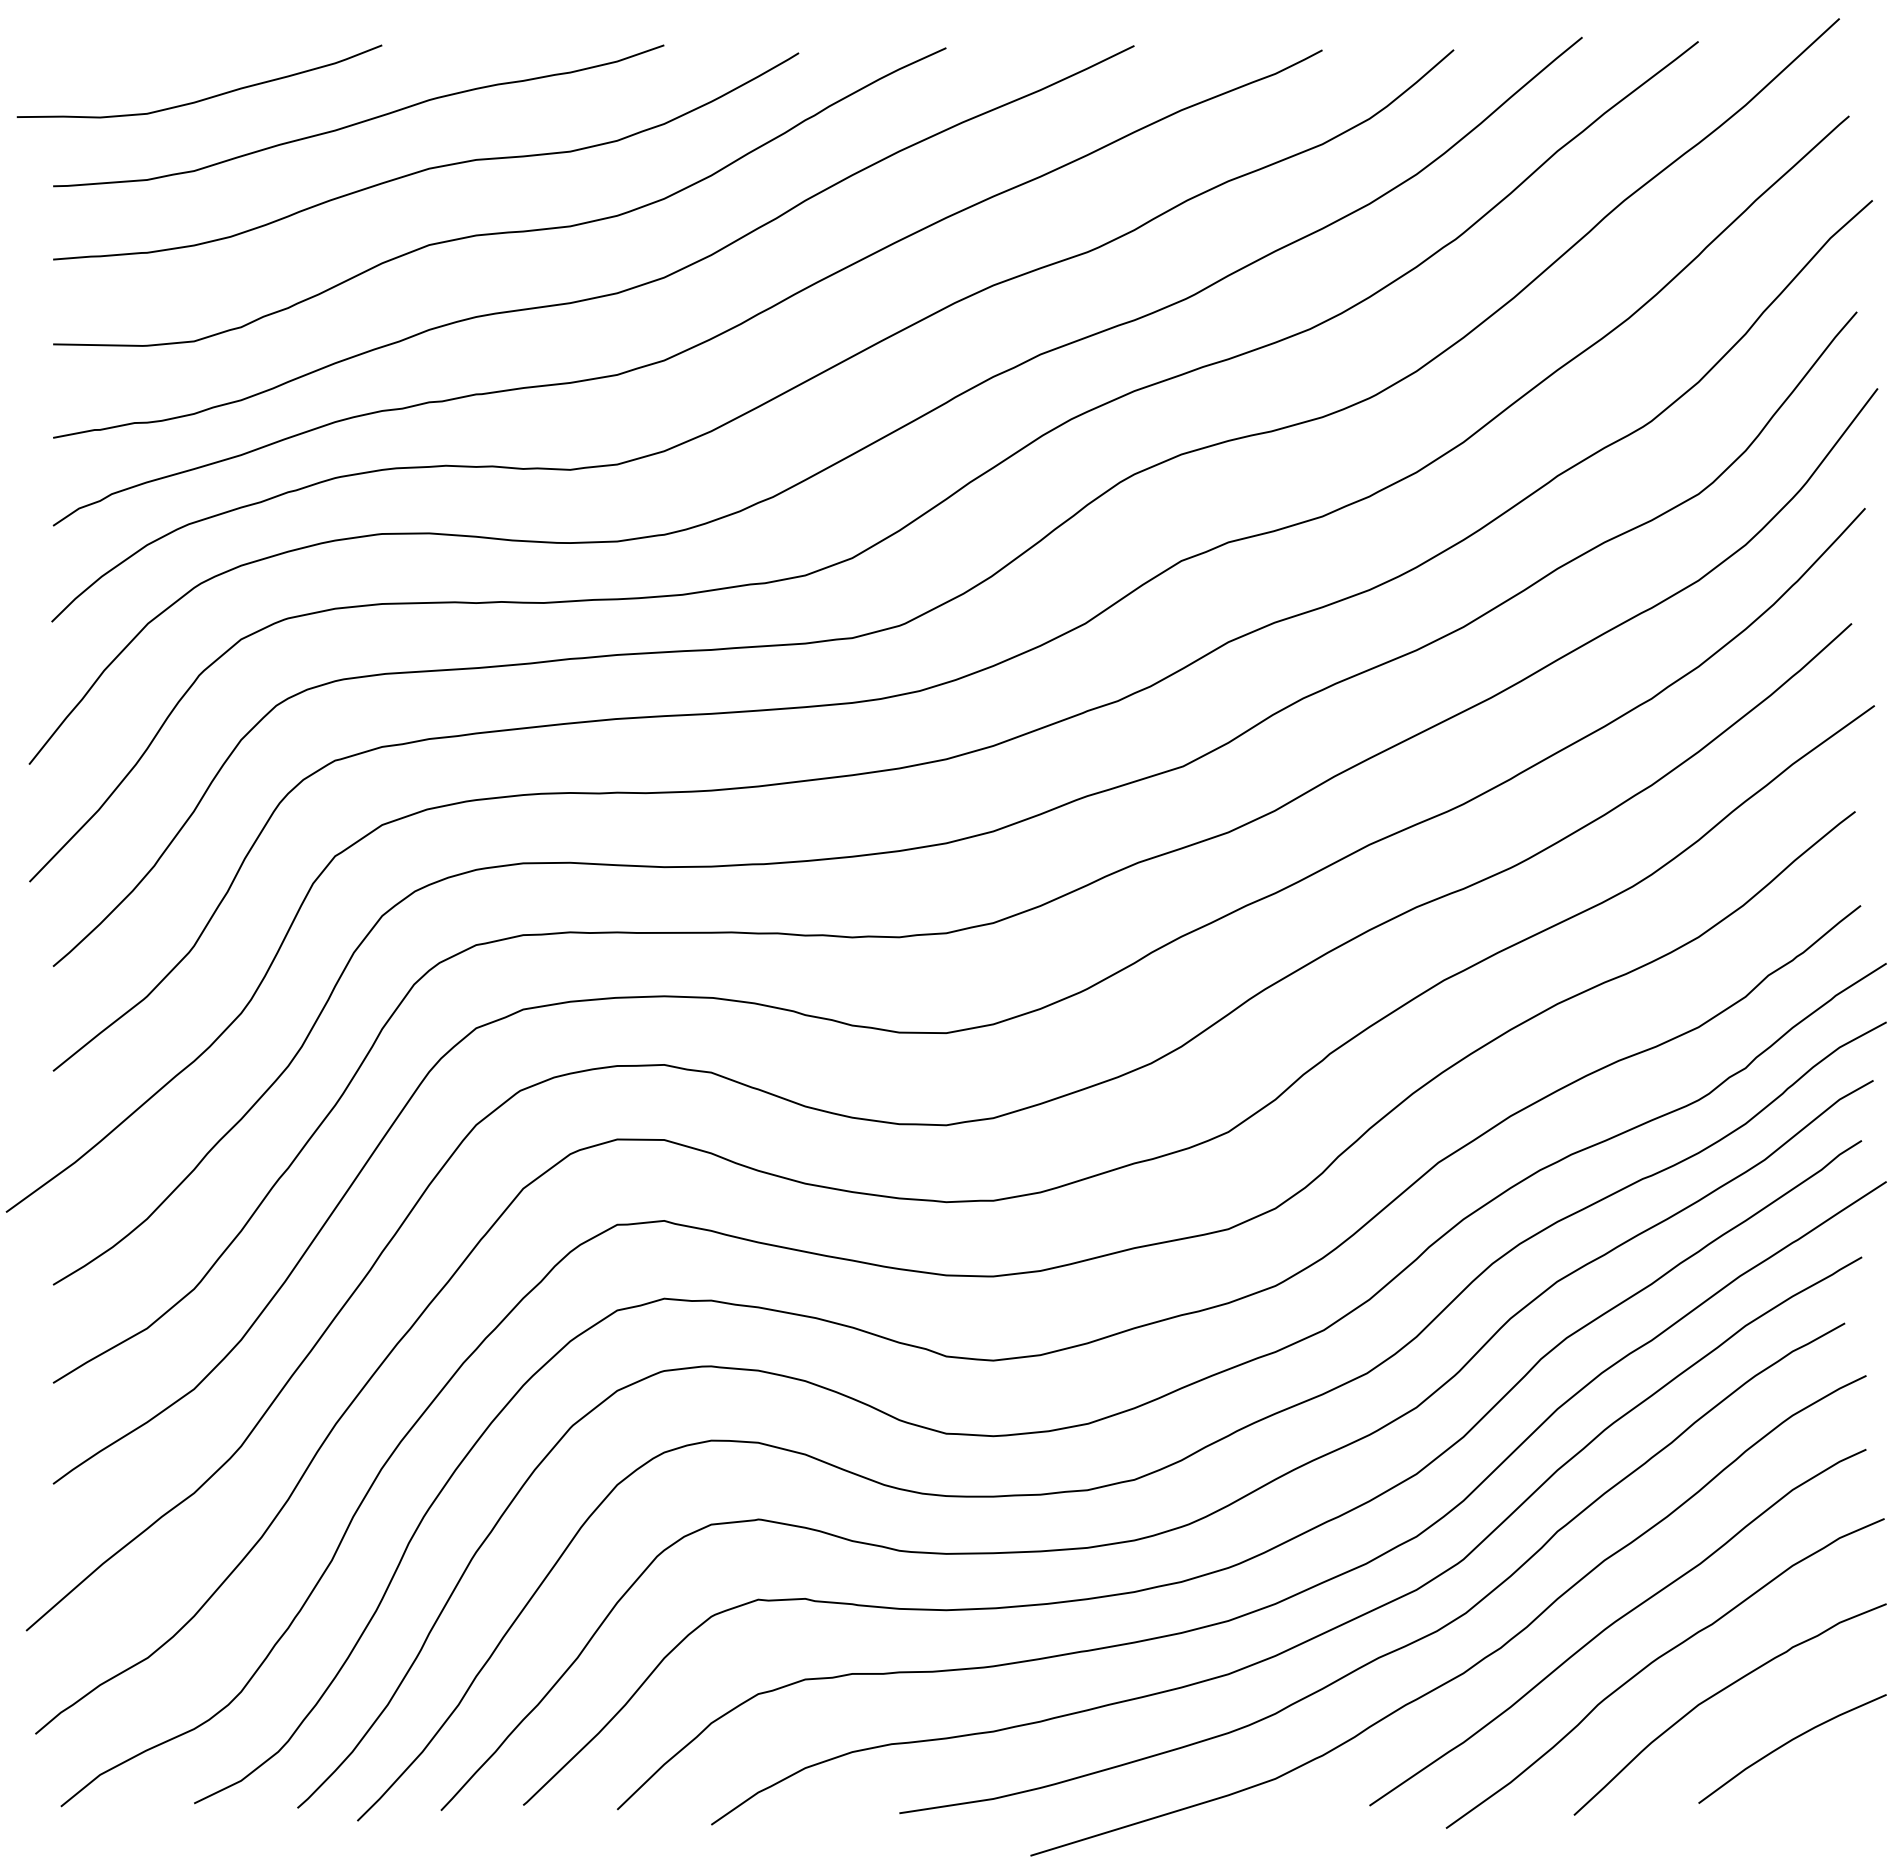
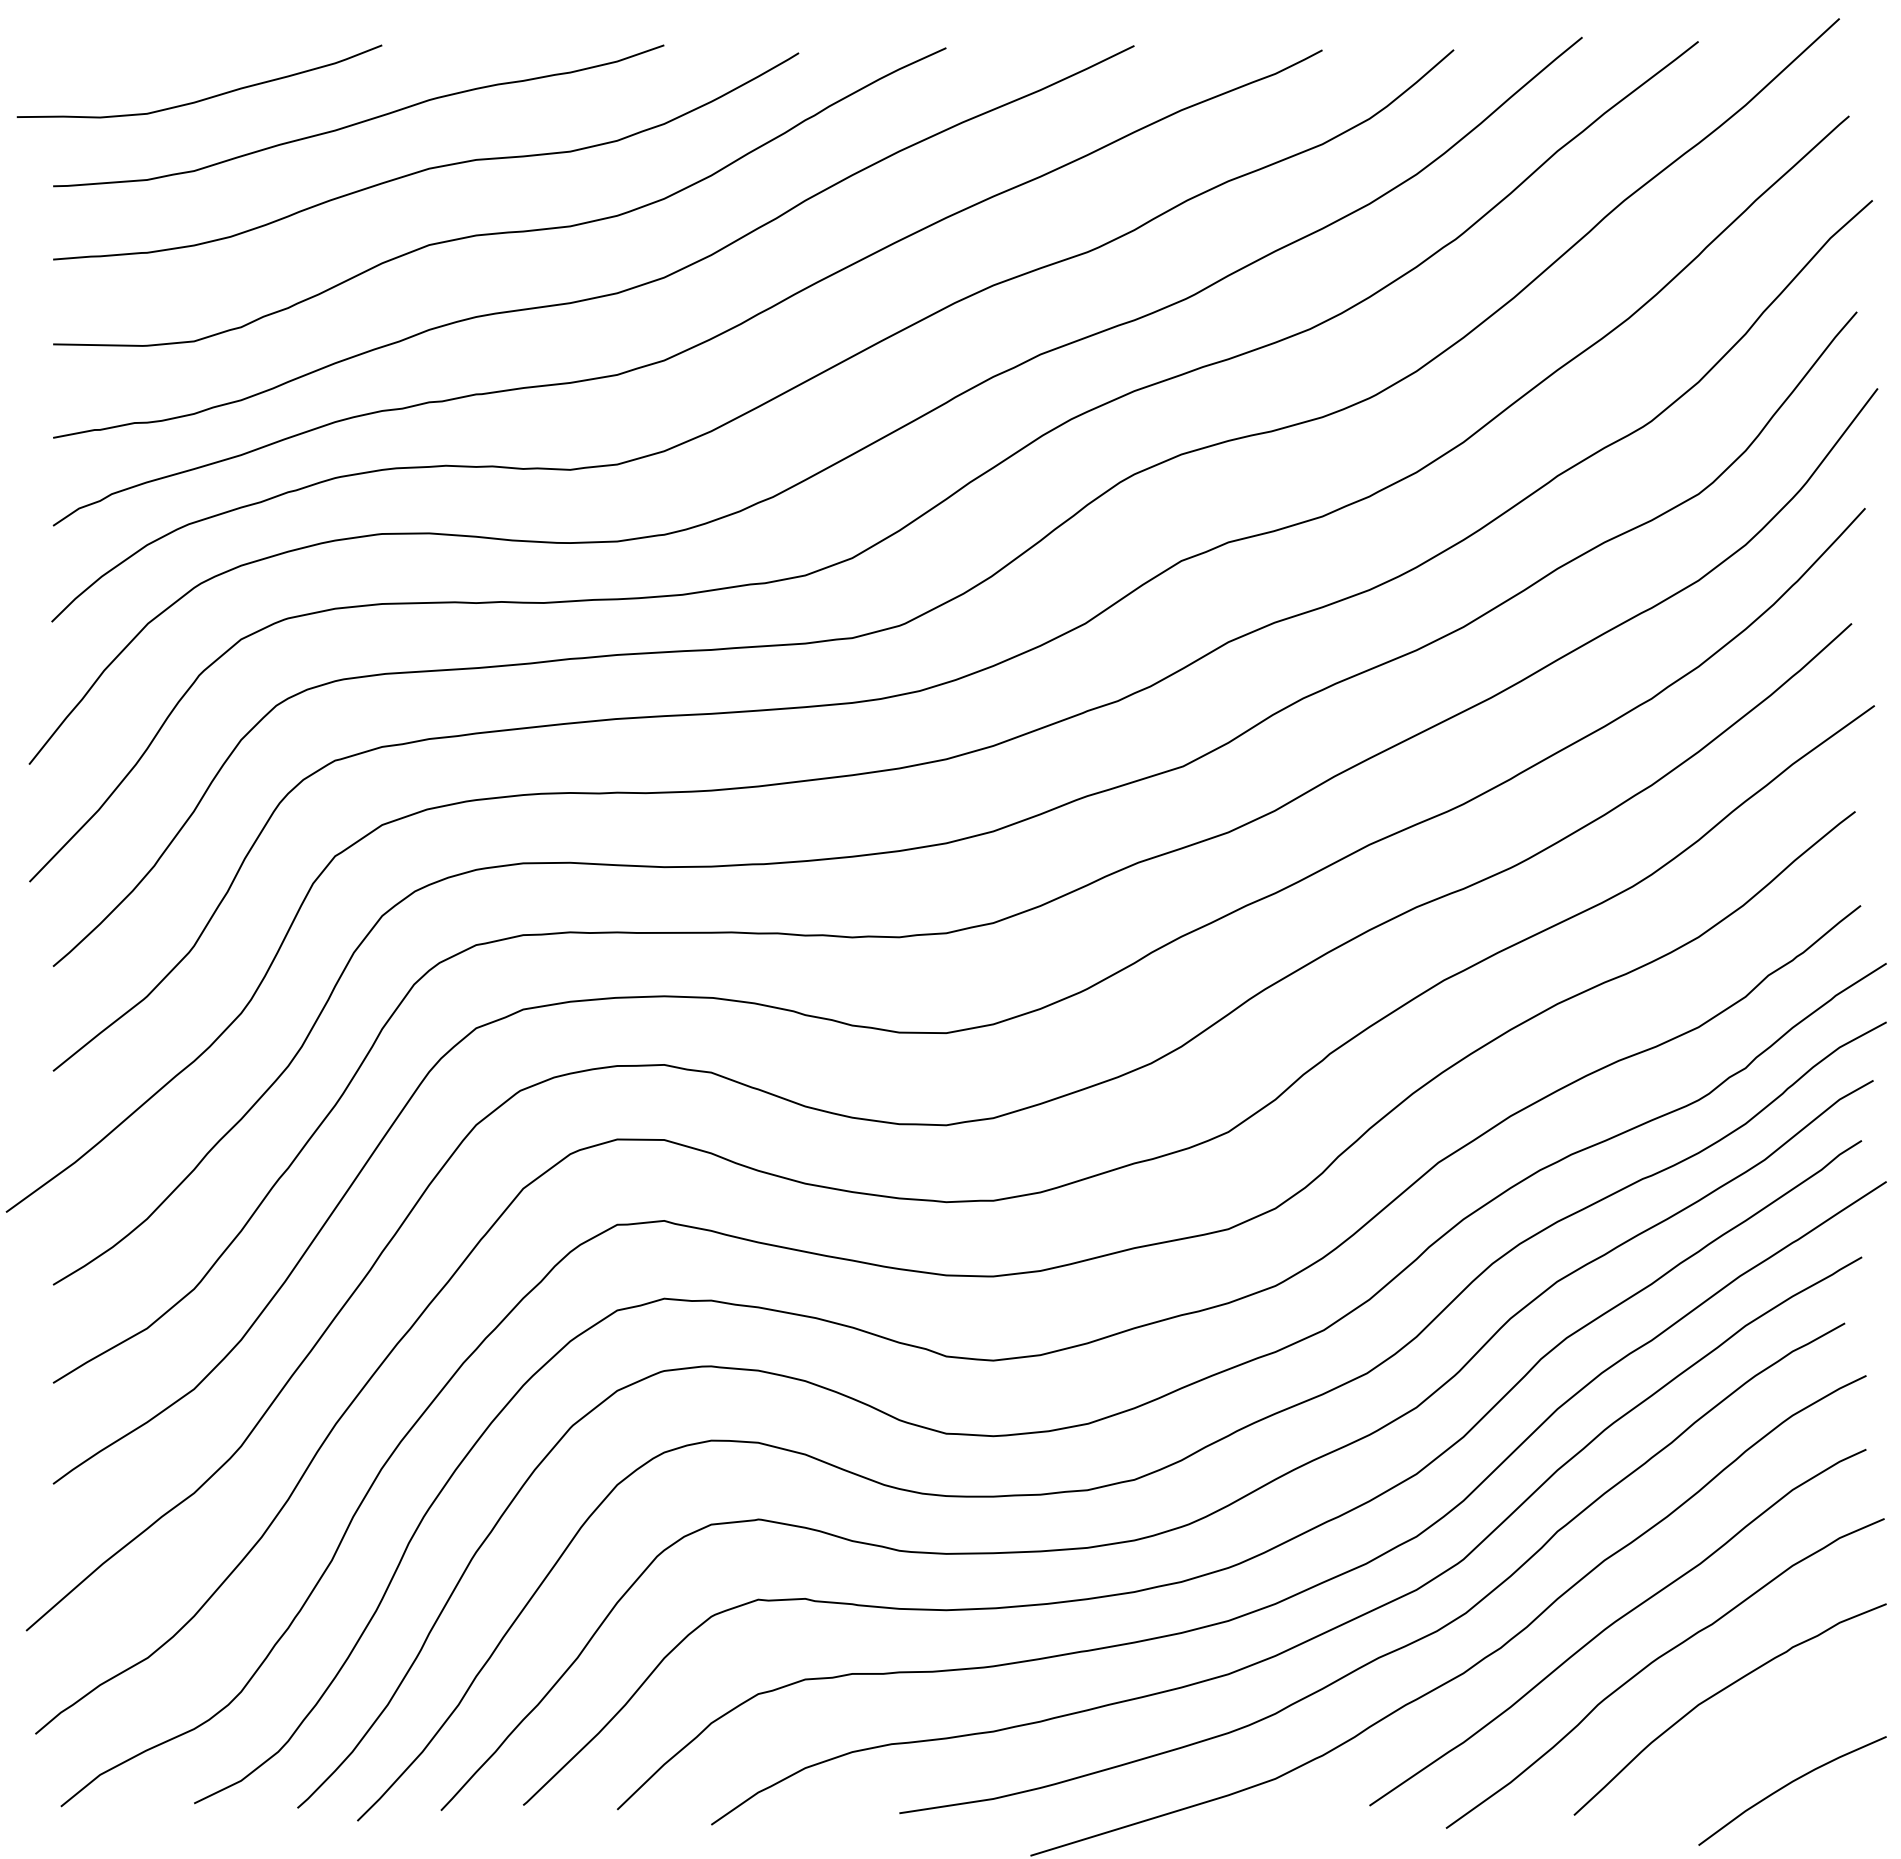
curve position: (1788, 1743) -> (1788, 1785) (1788, 1785)
